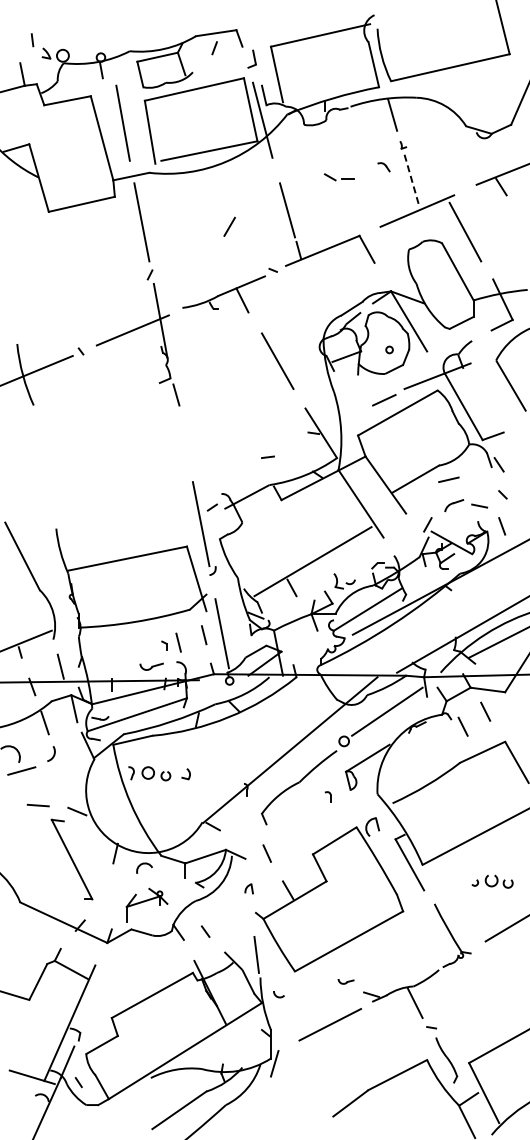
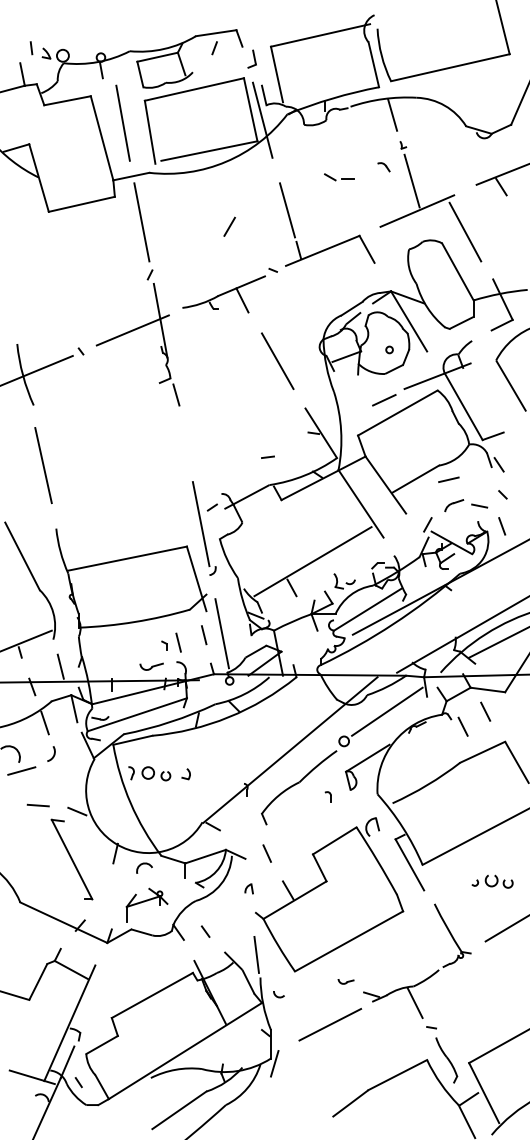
line position: (32, 40) -> (31, 48) (31, 48)
line: dashed -> solid (412, 181)
line: none -> present (43, 465)
